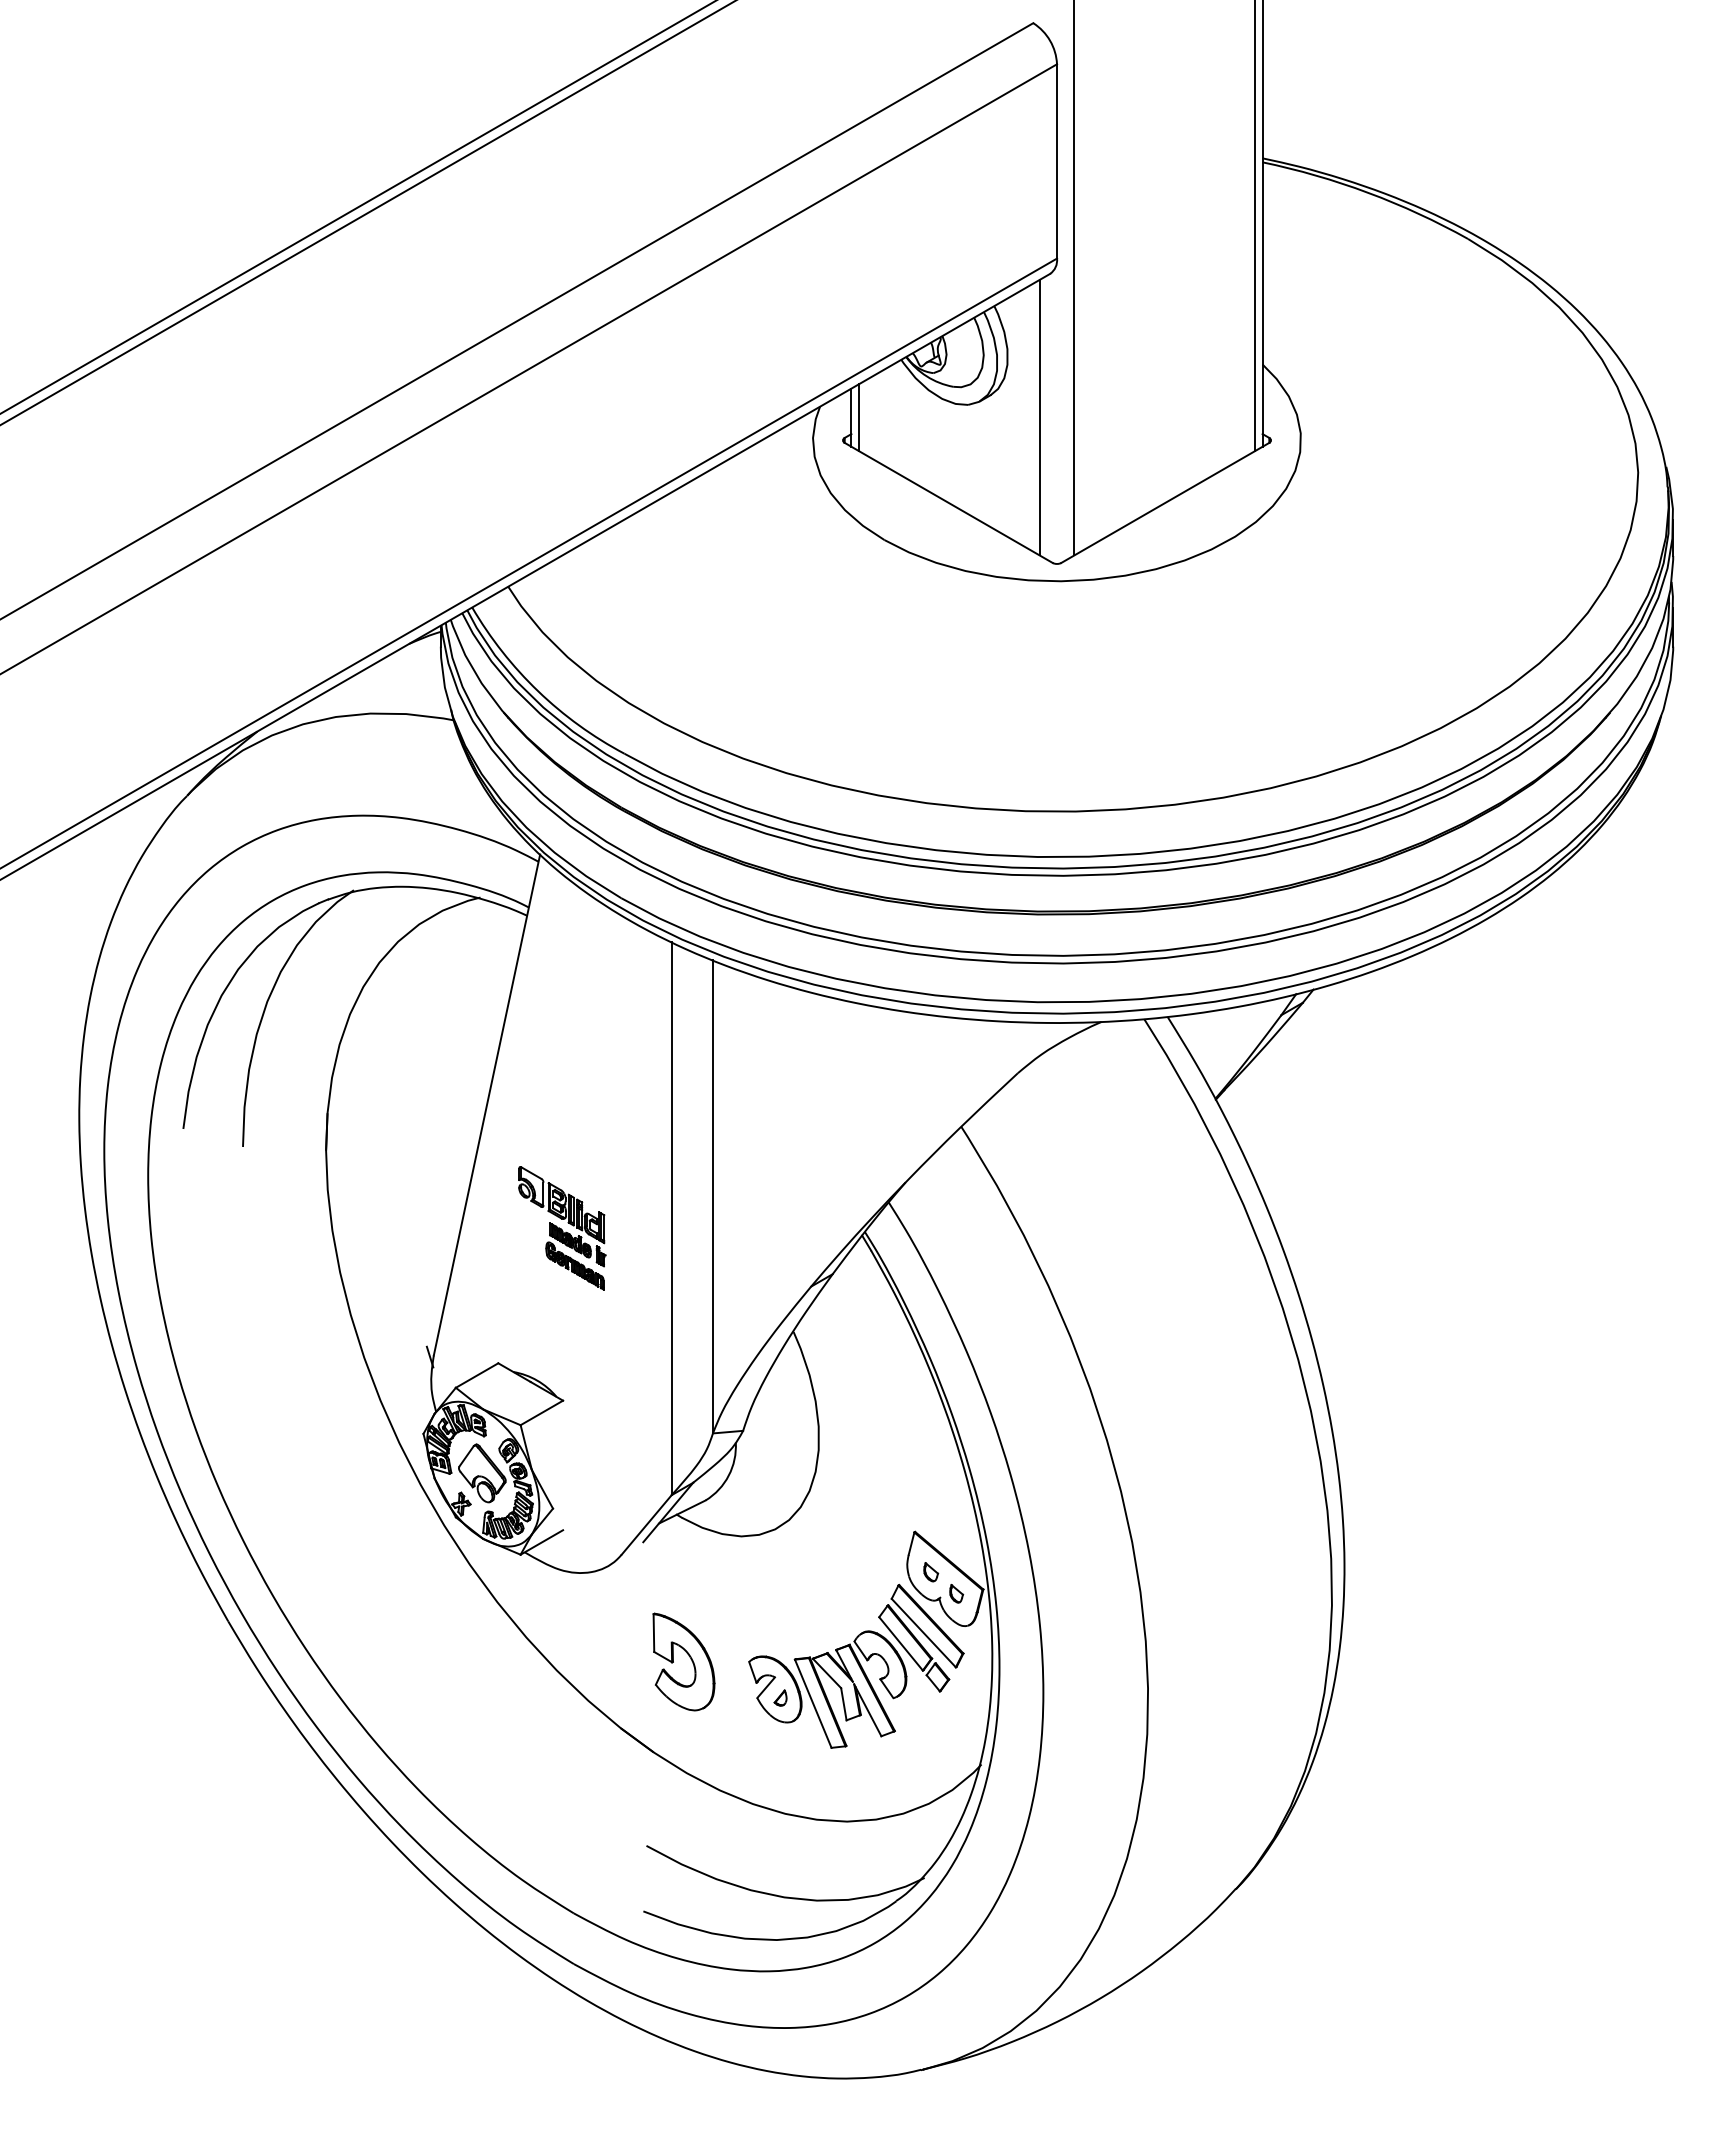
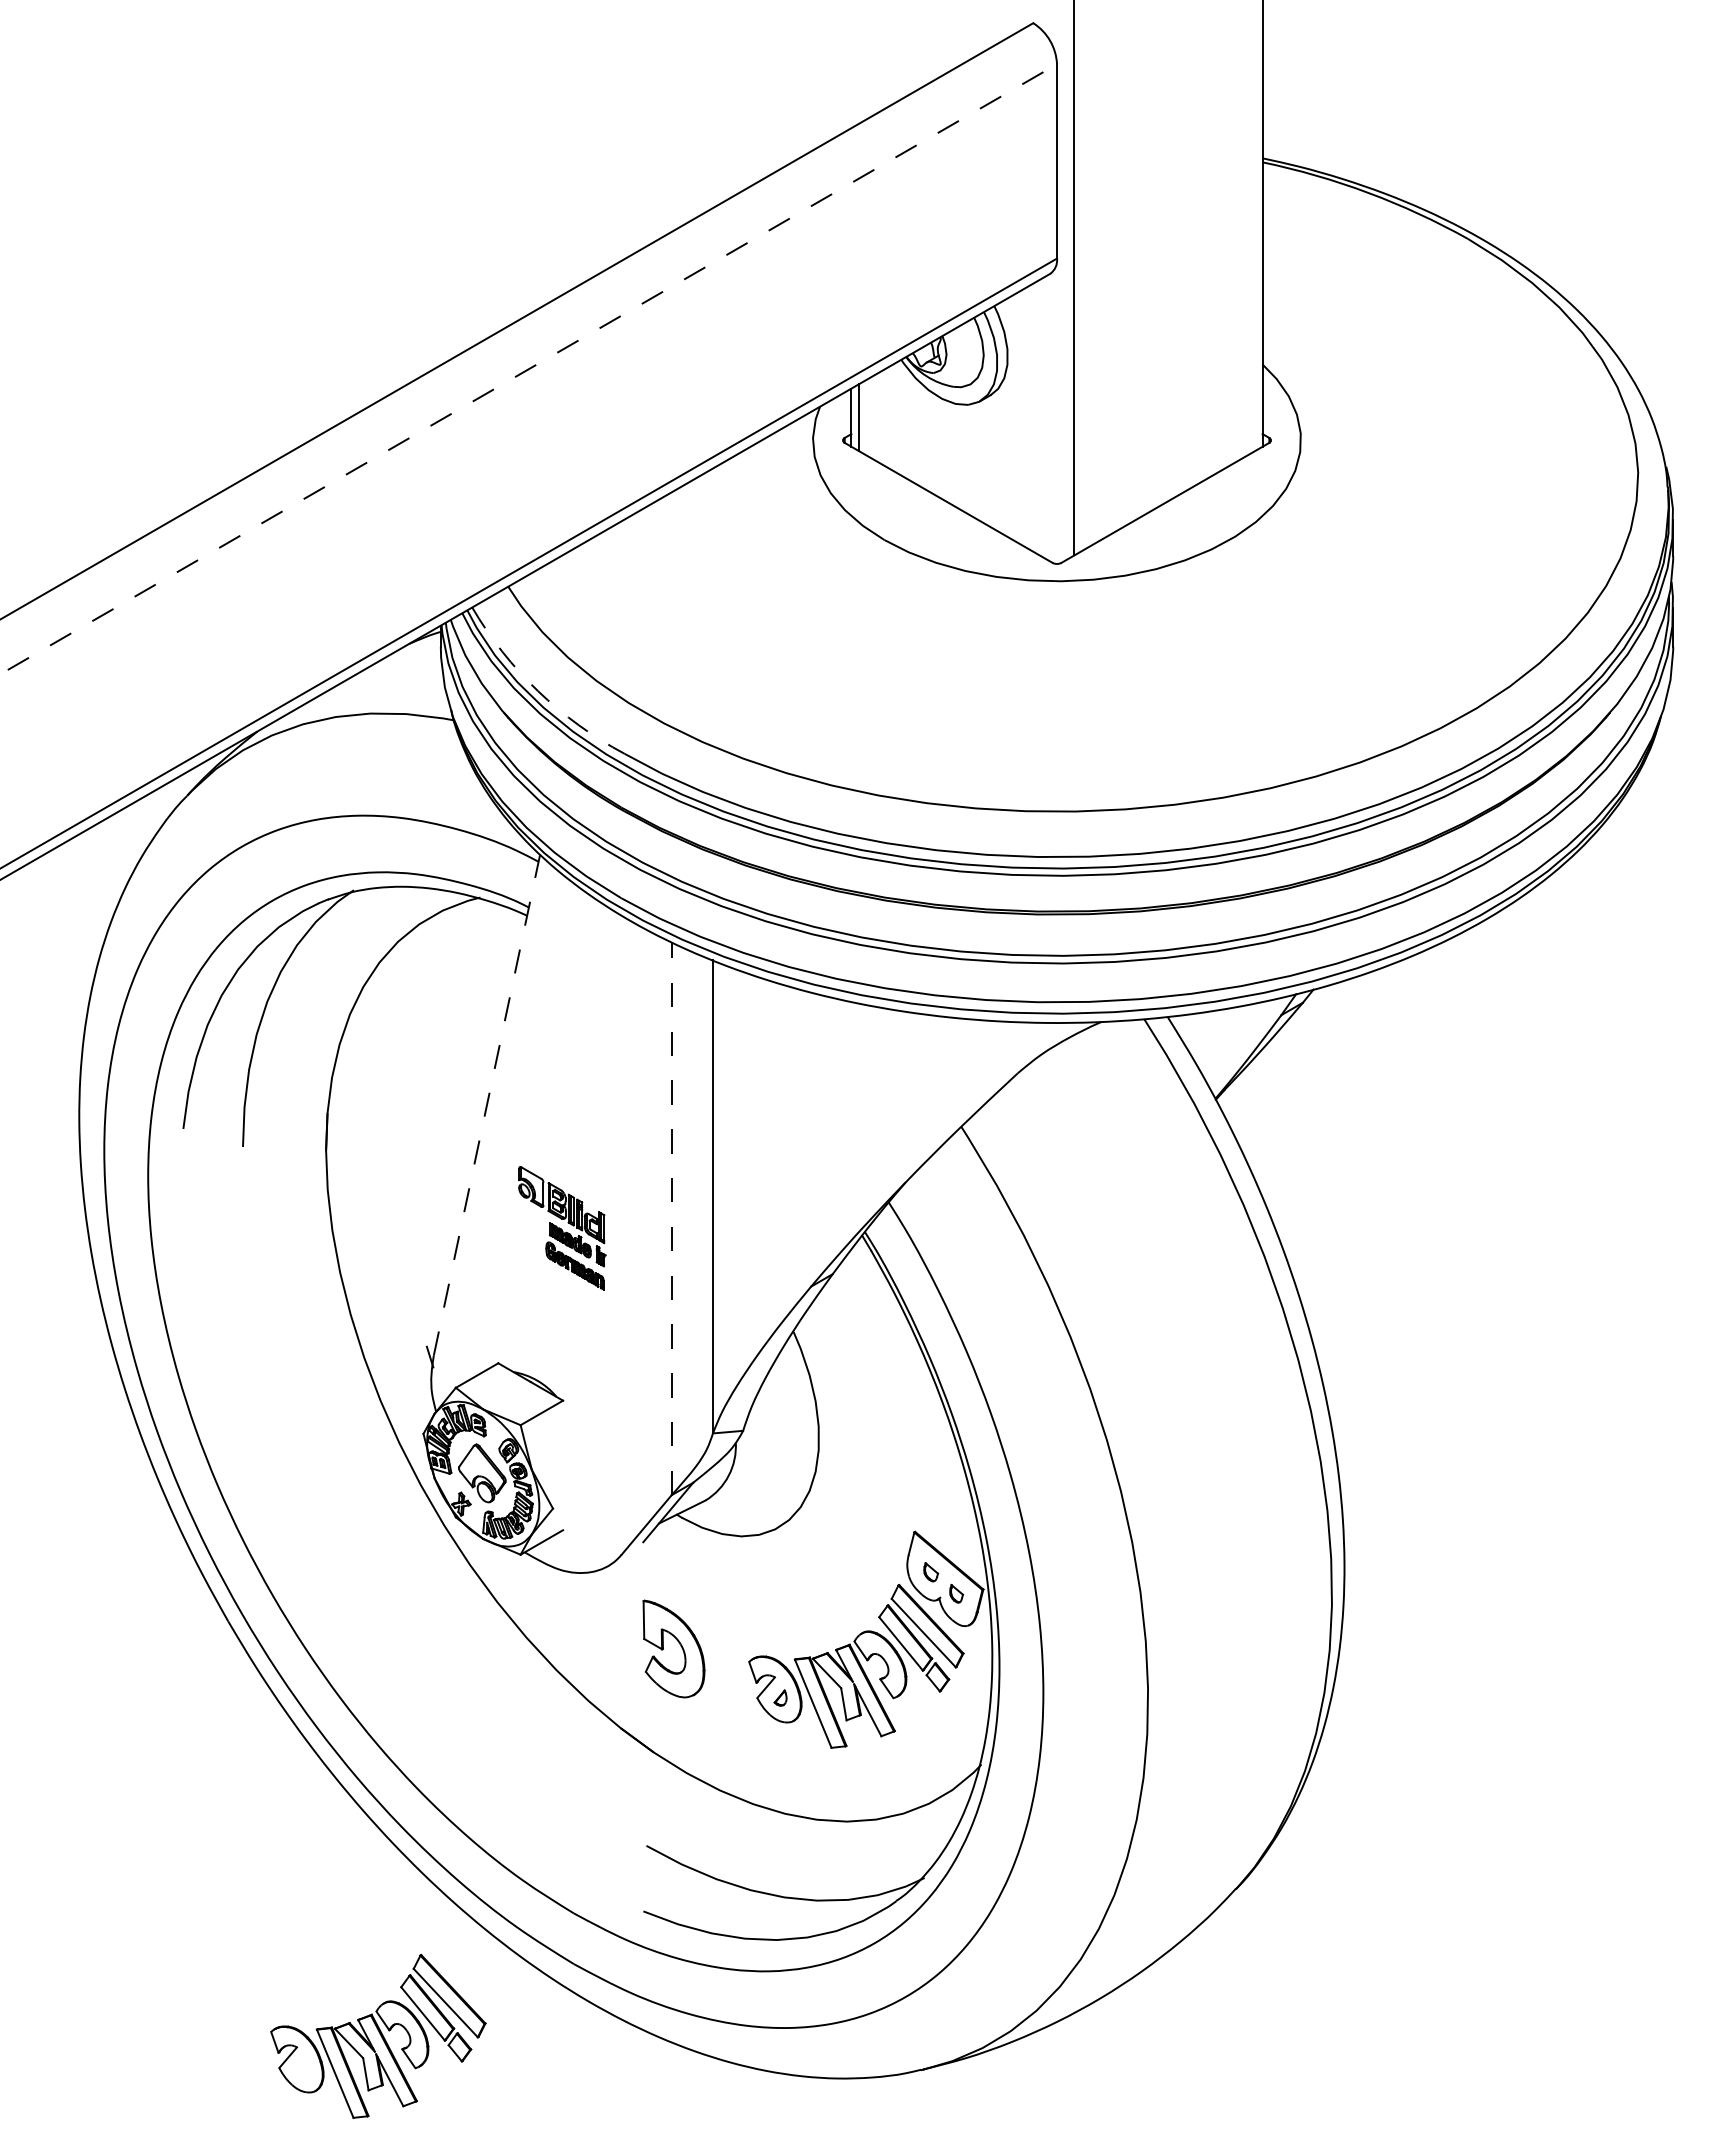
line: present -> none (357, 207)
line: present -> none (367, 213)
line: present -> none (1255, 226)
line: solid -> dashed (528, 369)
line: present -> none (1039, 417)
arc: solid -> dashed (538, 691)
line: solid -> dashed (487, 1104)
line: solid -> dashed (671, 1218)
part position: (689, 1657) -> (679, 1644) (679, 1644)
part: none -> present (378, 2035)
